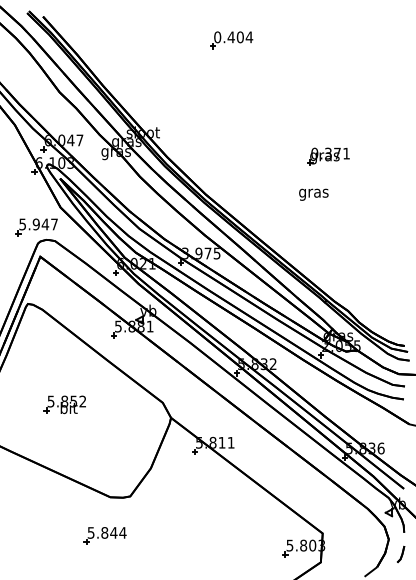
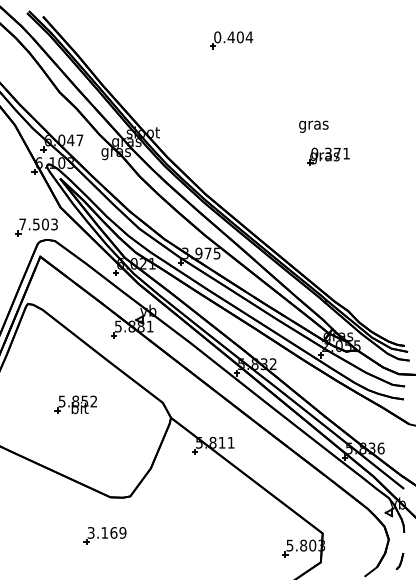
text position: (313, 194) -> (313, 126) (313, 126)
text: 5.947 -> 7.503 (38, 224)
part position: (64, 404) -> (75, 404) (75, 404)
text: 5.844 -> 3.169 (107, 532)
part position: (401, 554) -> (400, 561) (400, 561)
